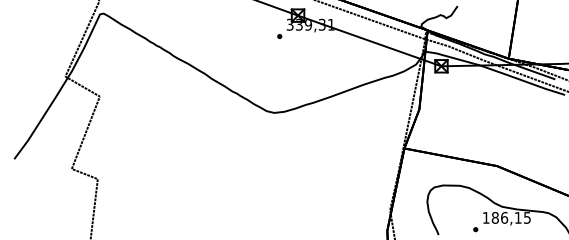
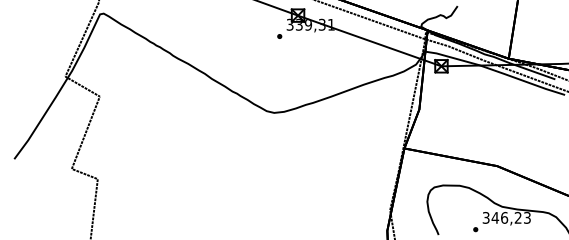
text: 186,15 -> 346,23 (506, 217)
